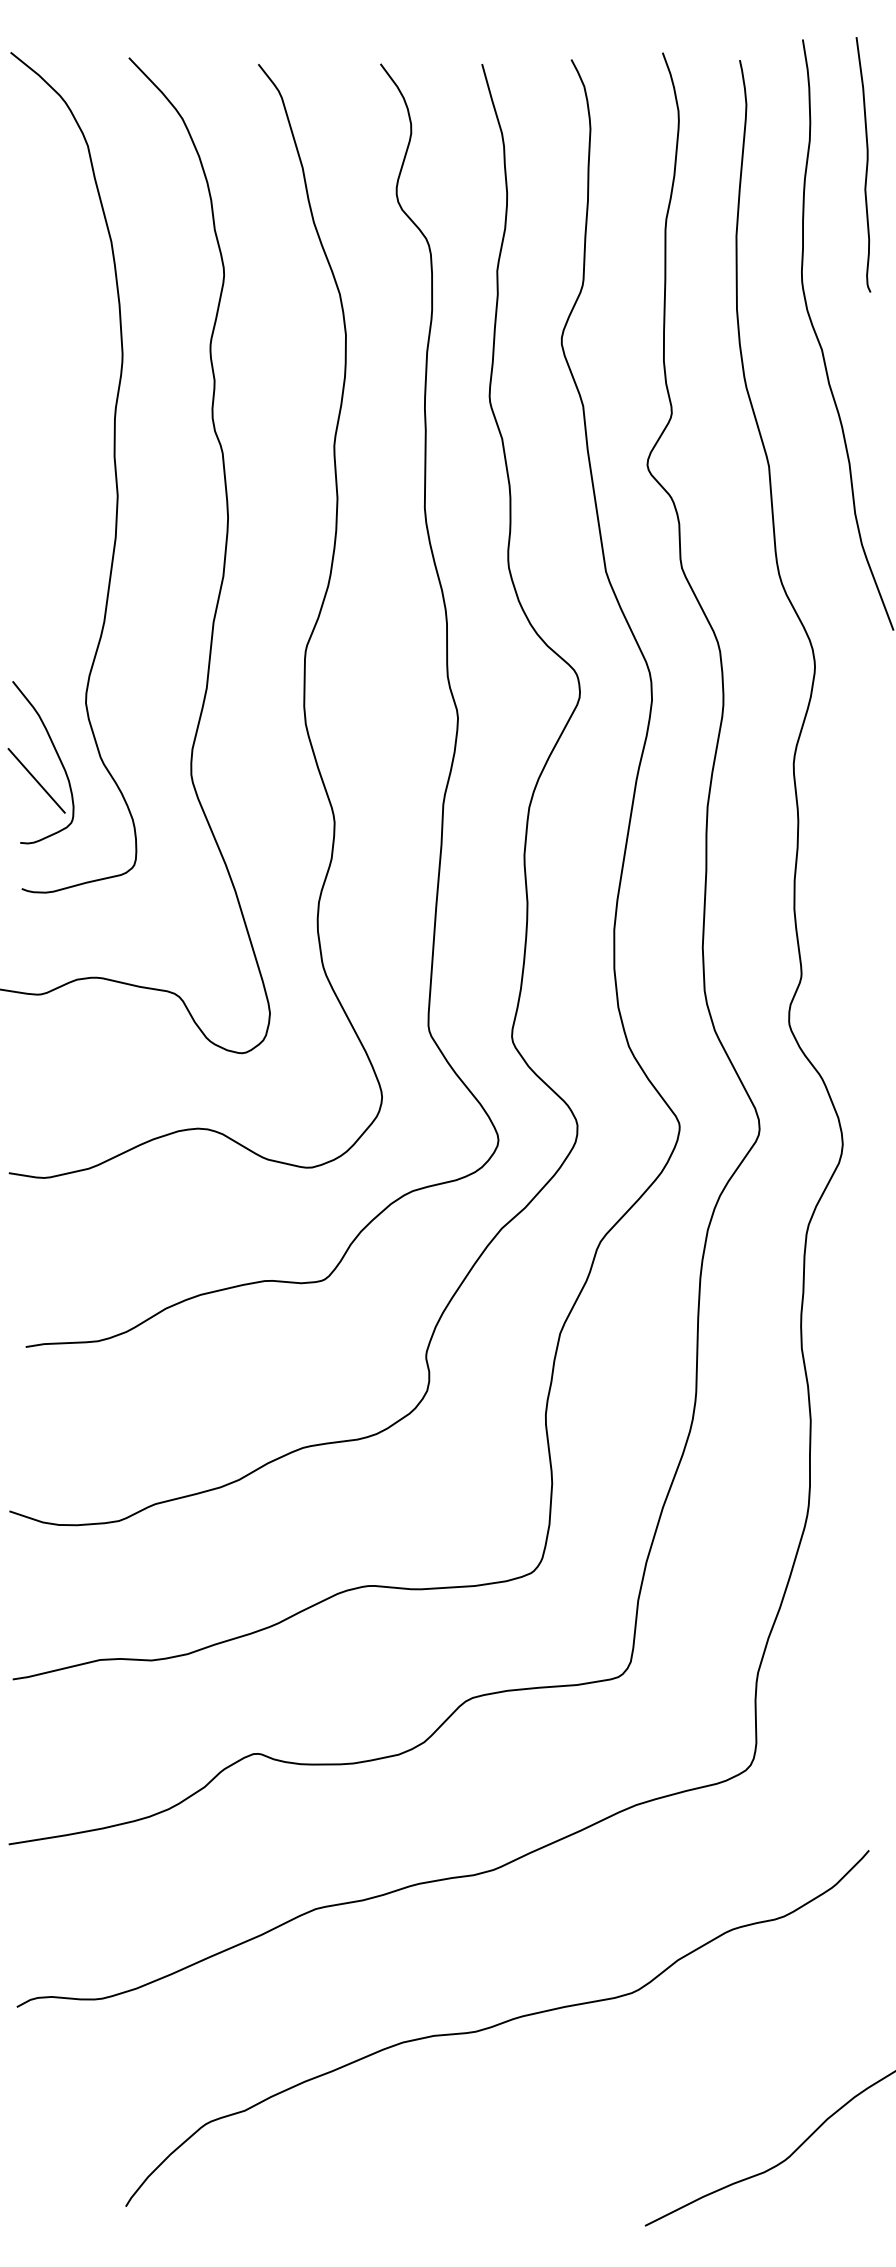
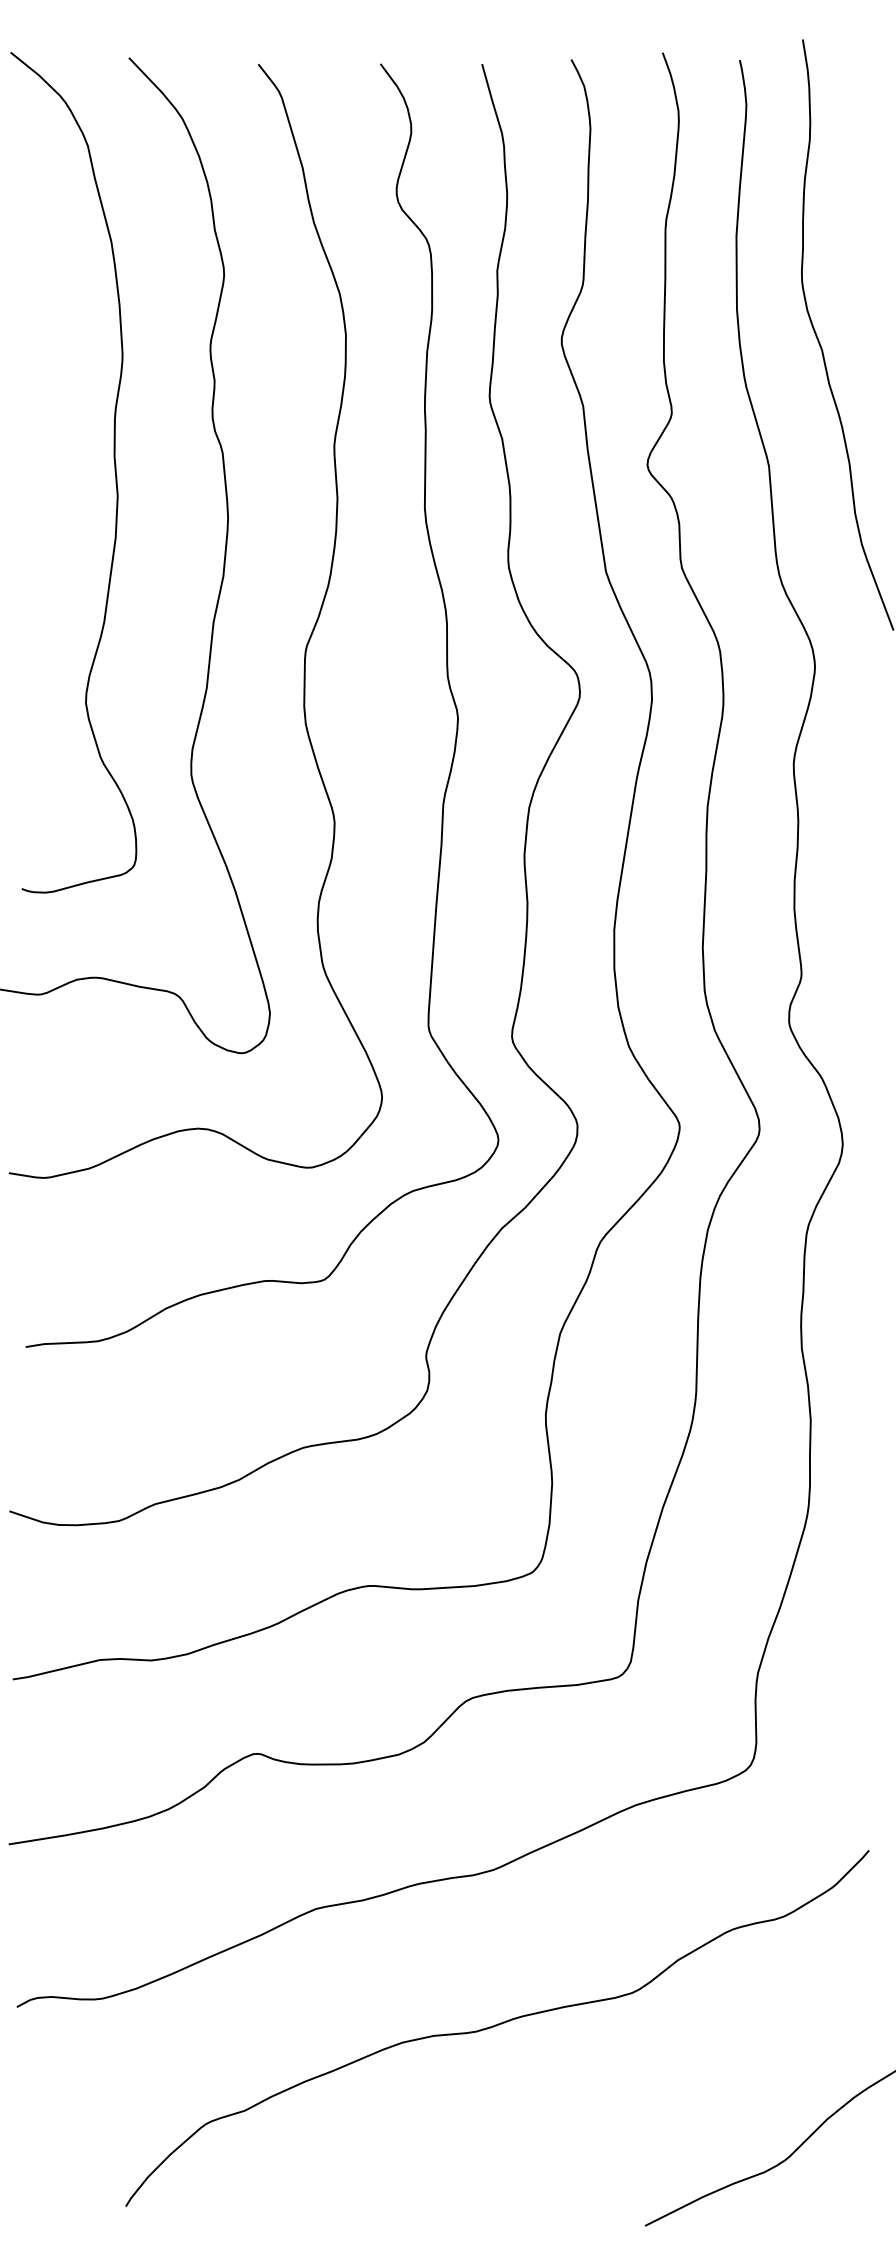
curve: present -> none (866, 164)
part: present -> none (30, 772)
